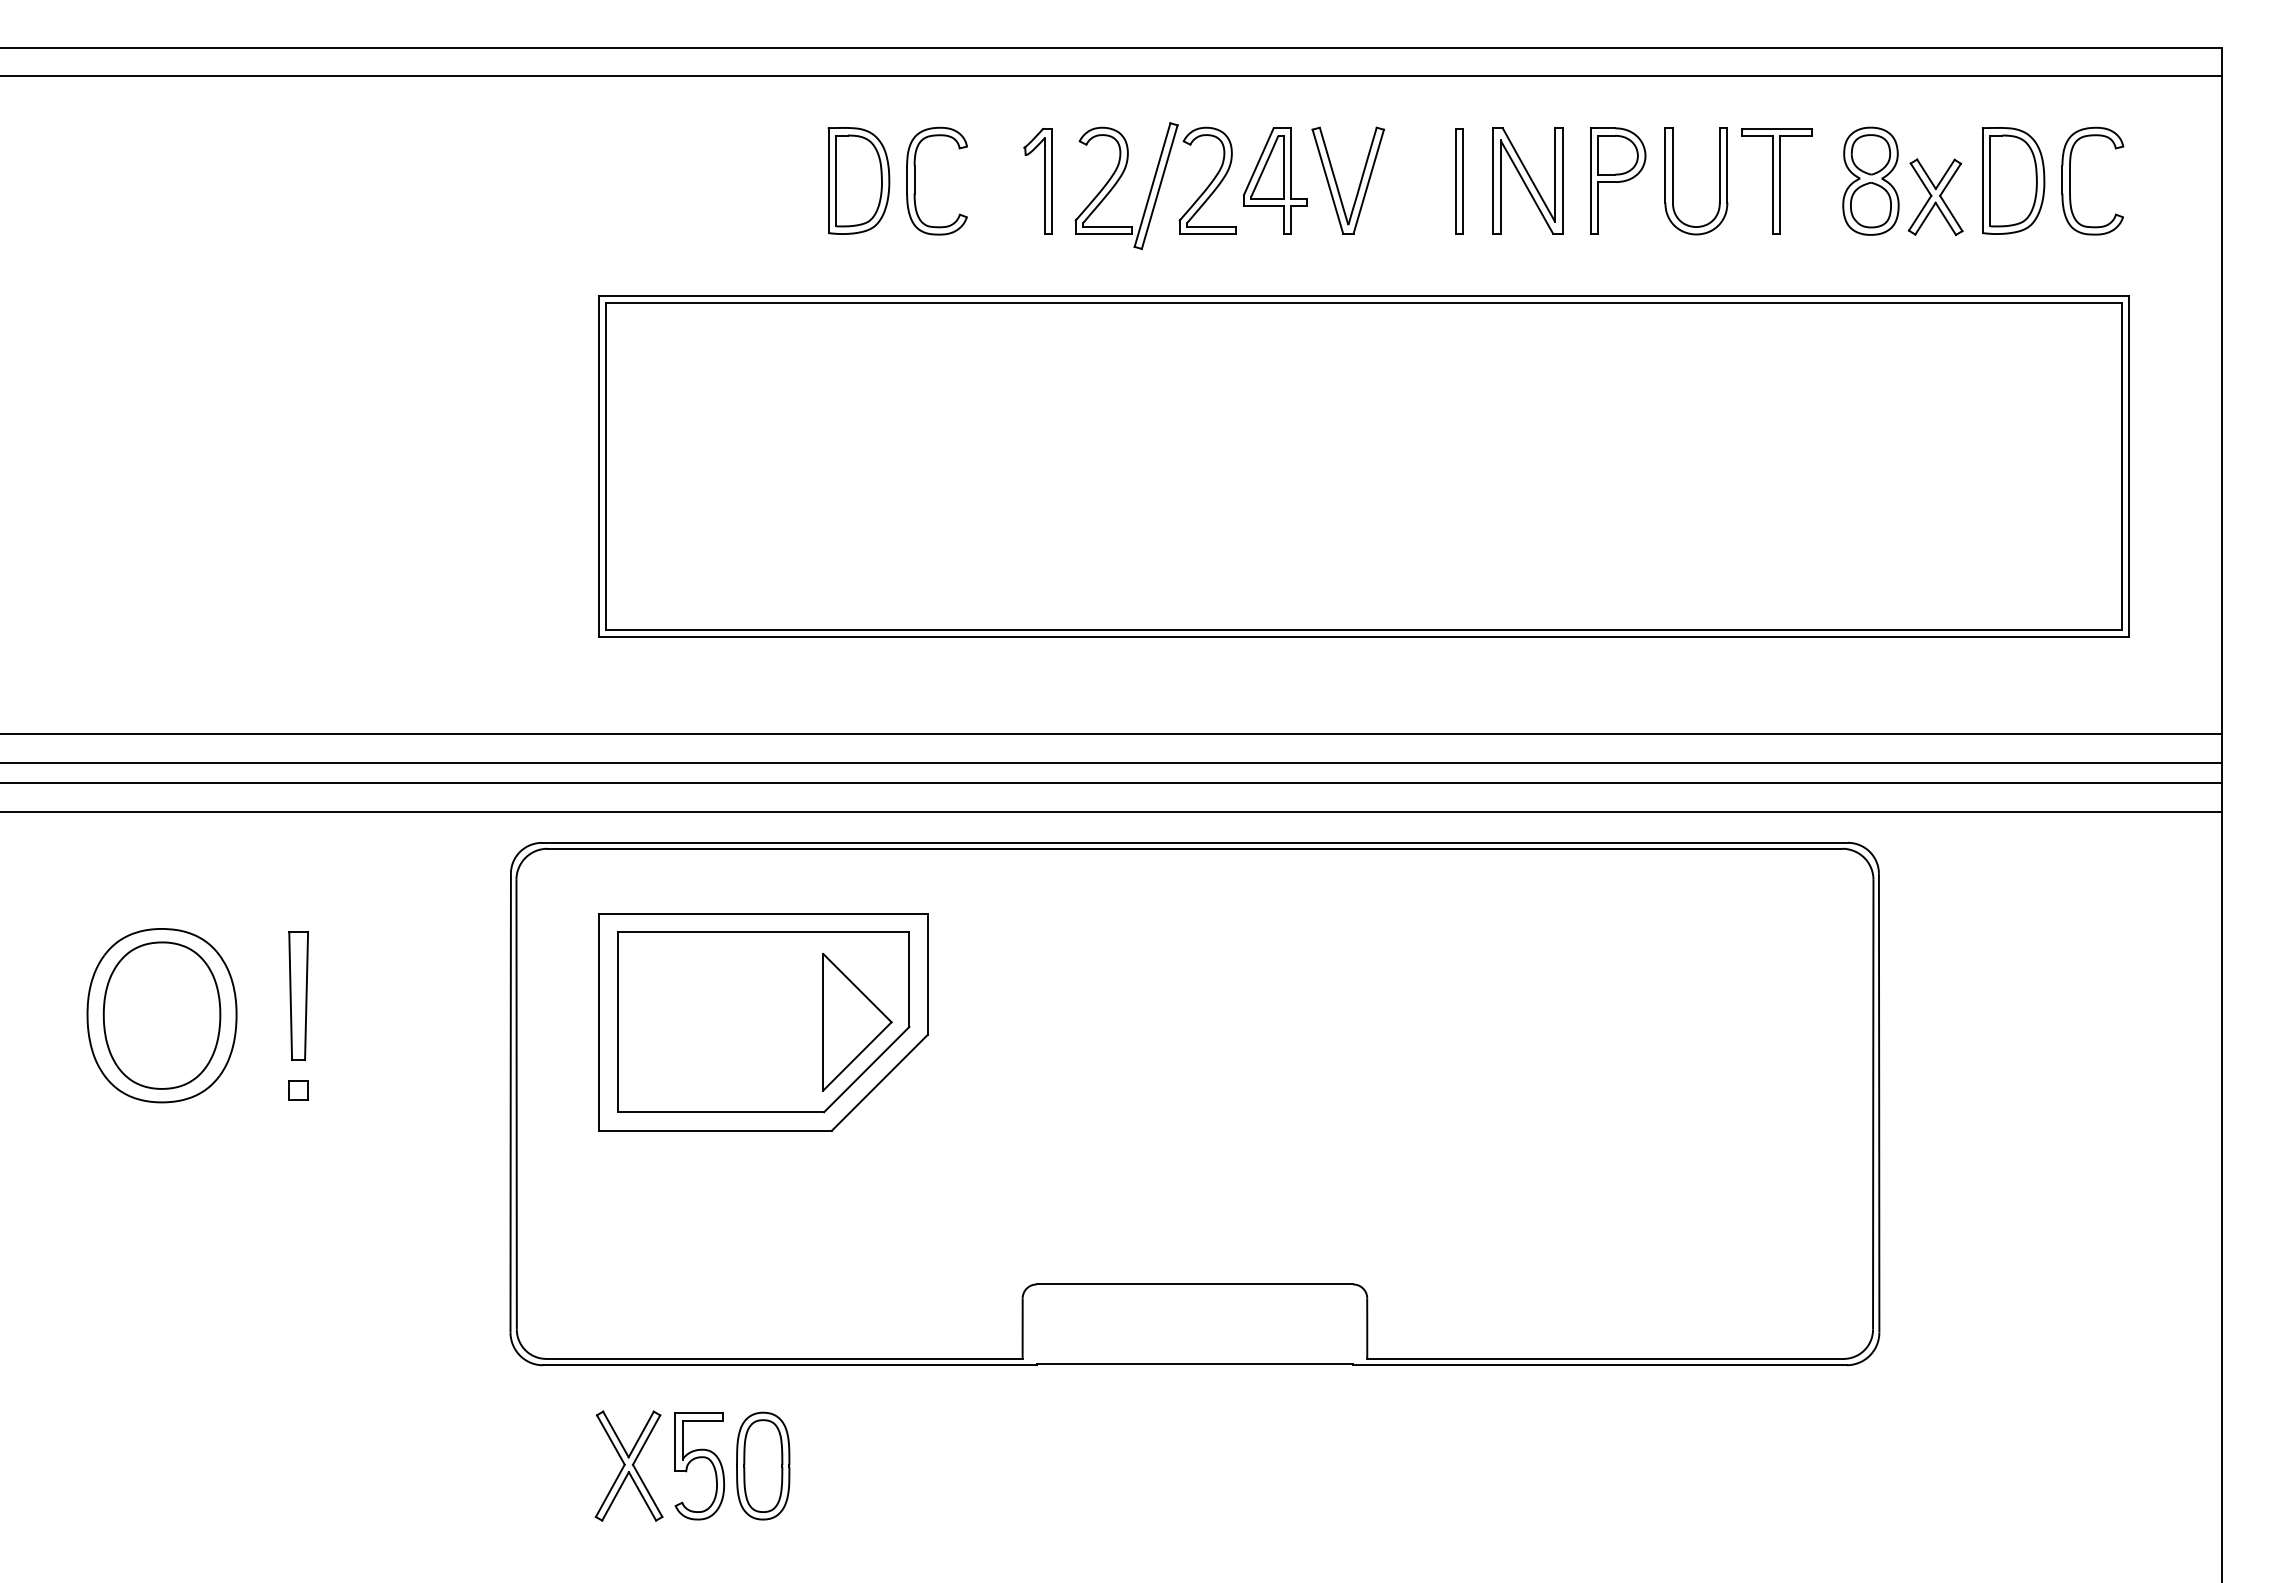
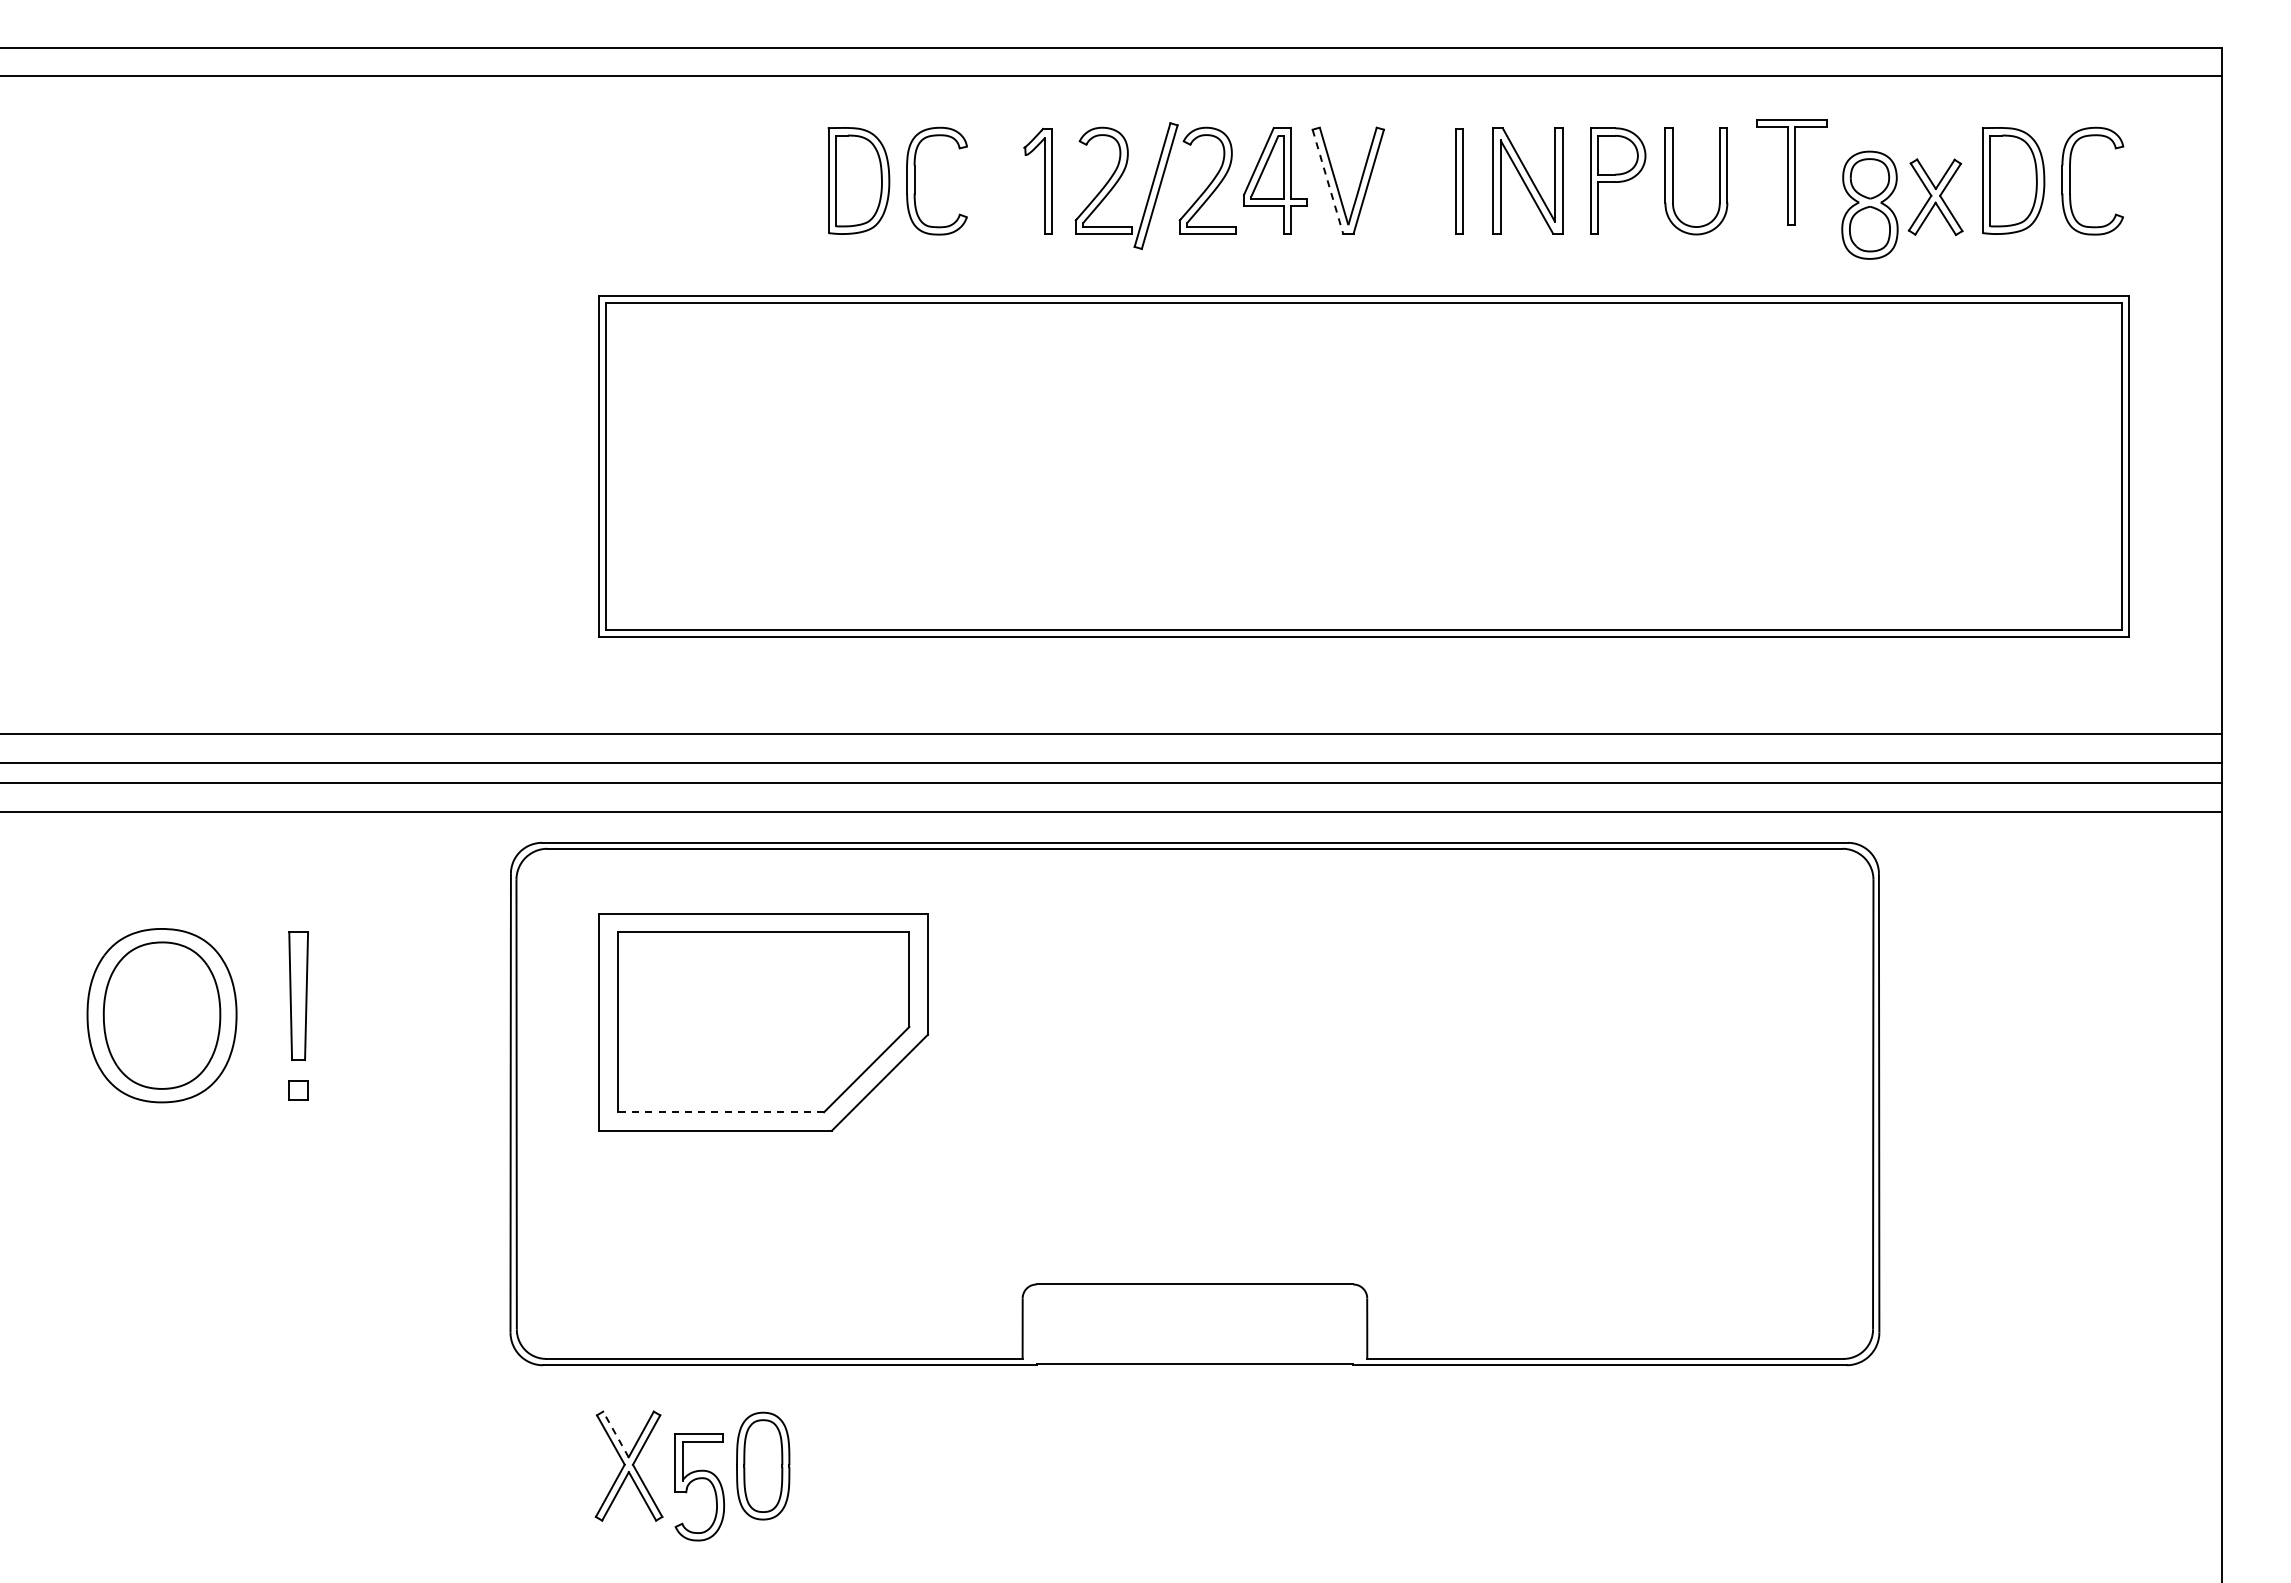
part position: (1870, 180) -> (1869, 204) (1869, 204)
part position: (1776, 181) -> (1791, 172) (1791, 172)
line: solid -> dashed (1328, 182)
part: present -> none (857, 1021)
line: solid -> dashed (720, 1112)
line: solid -> dashed (615, 1434)
part position: (699, 1458) -> (699, 1479) (699, 1479)
